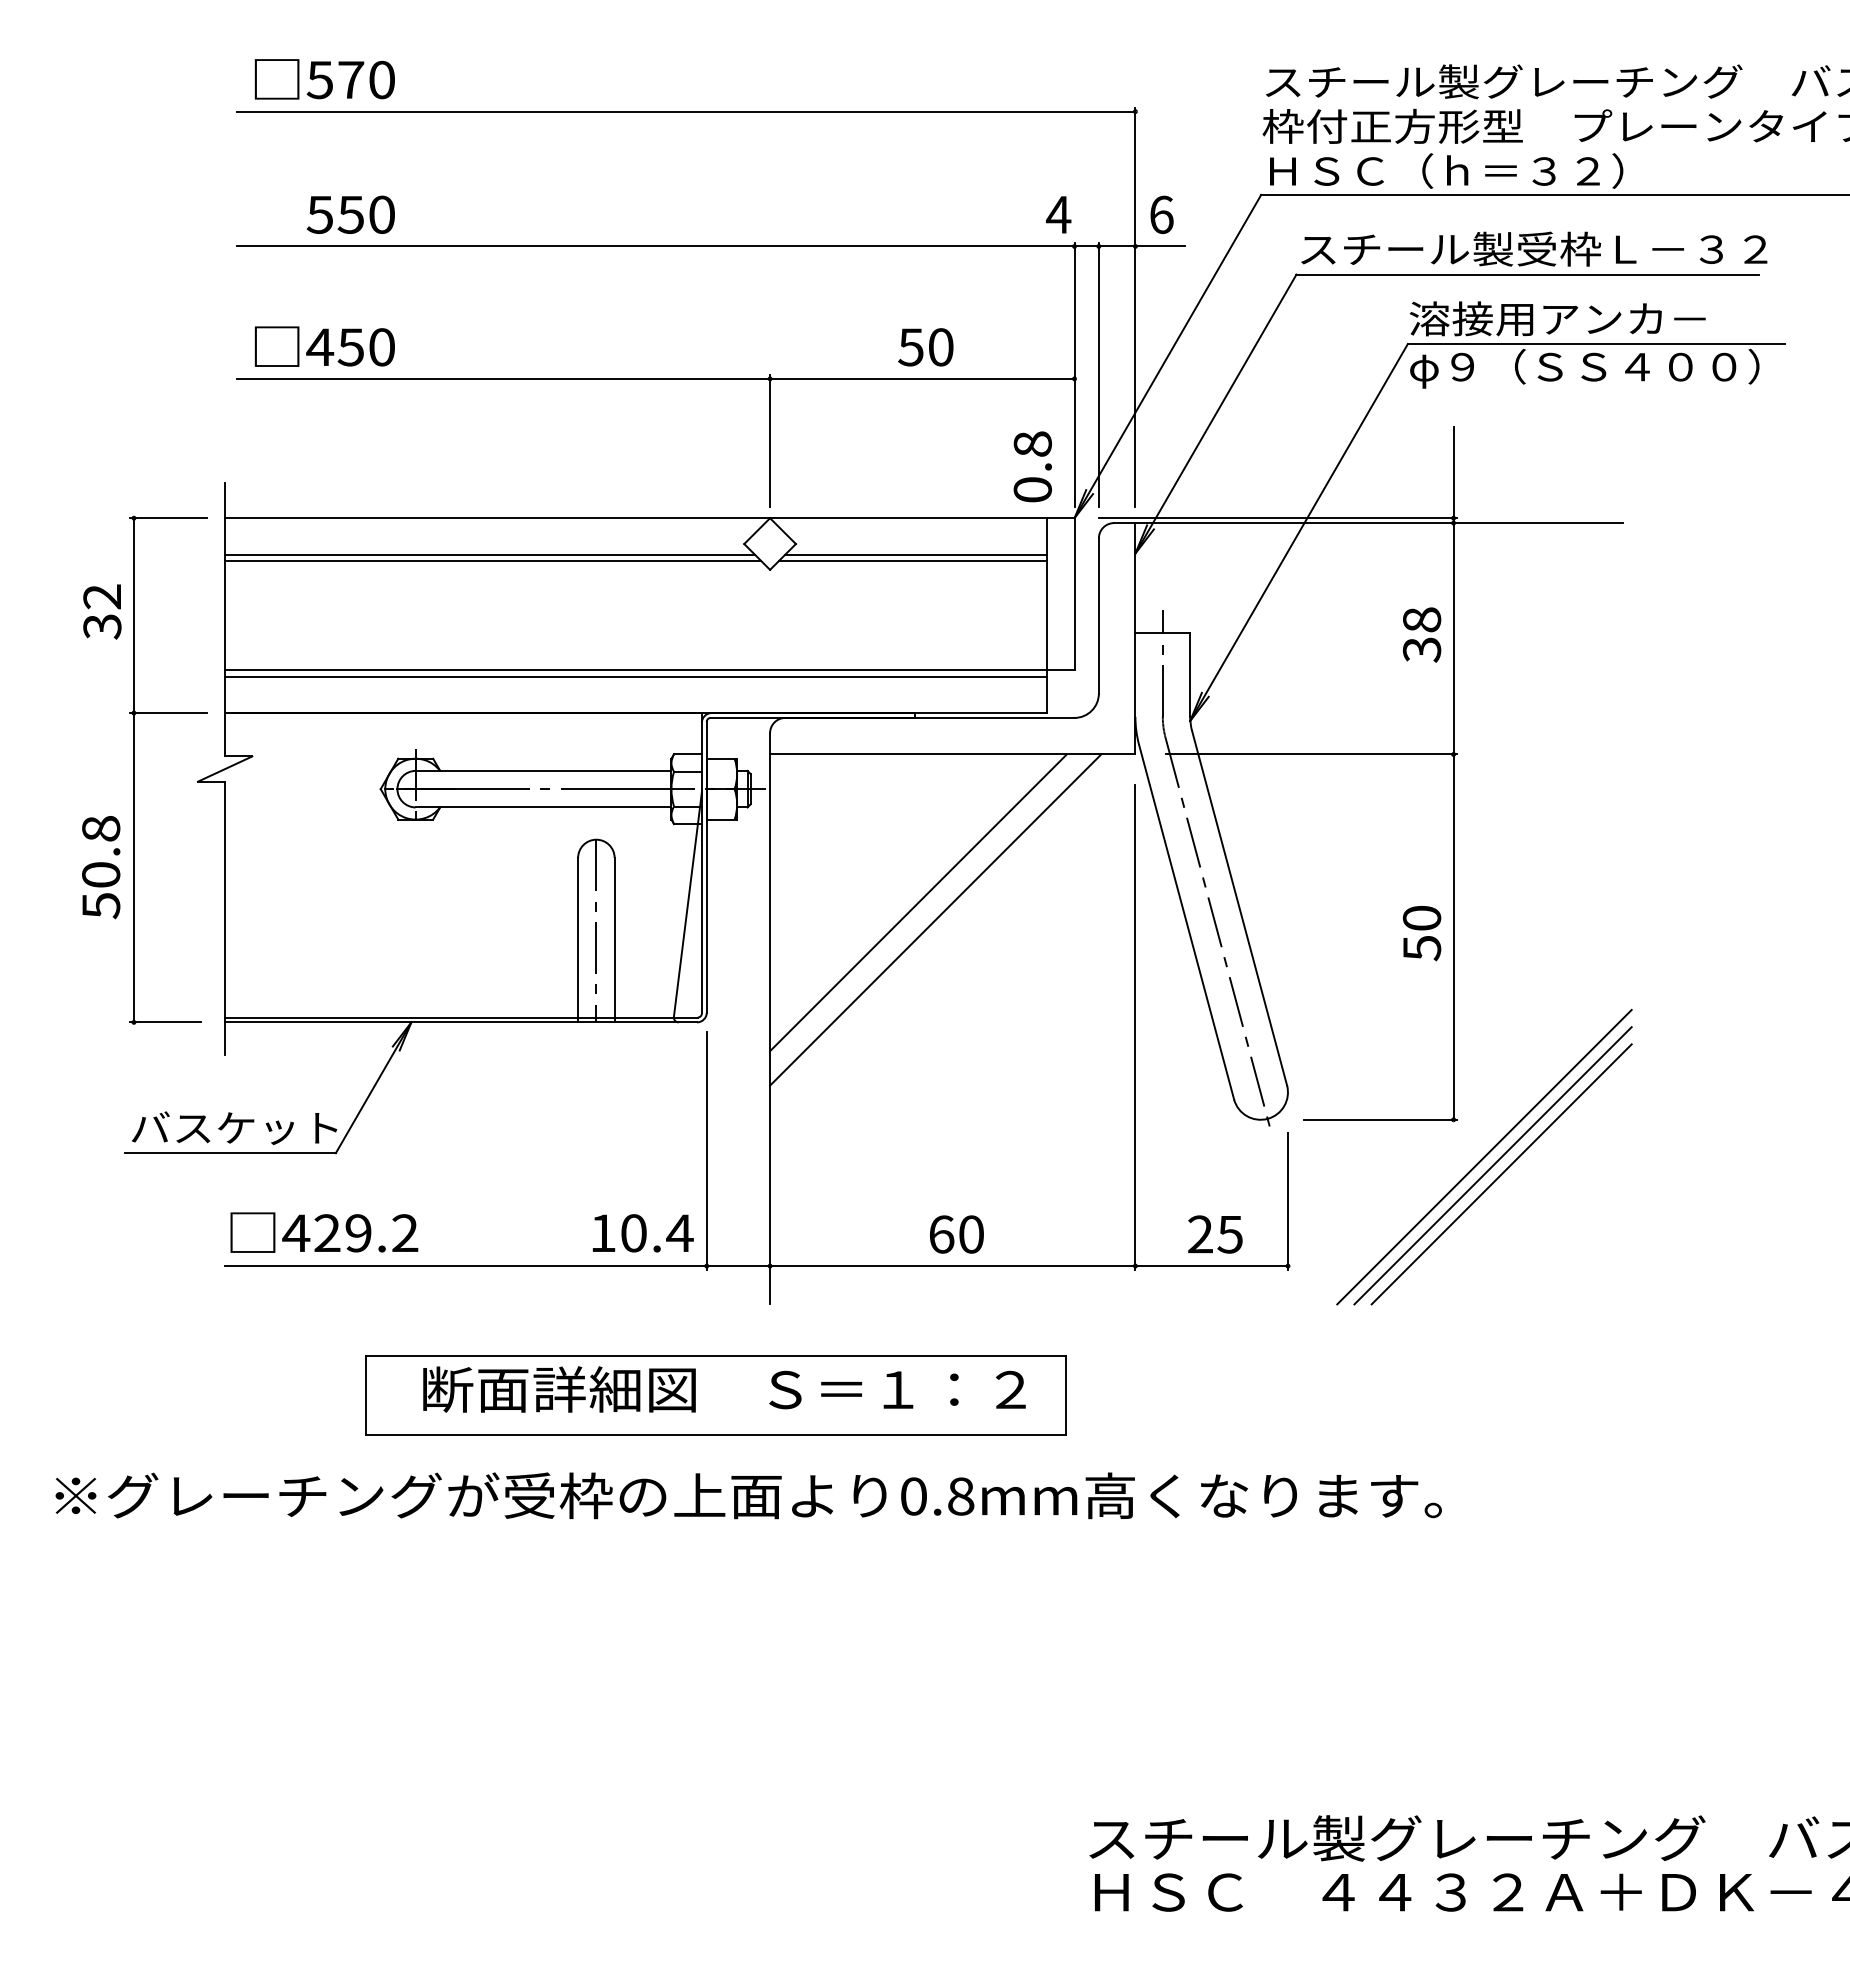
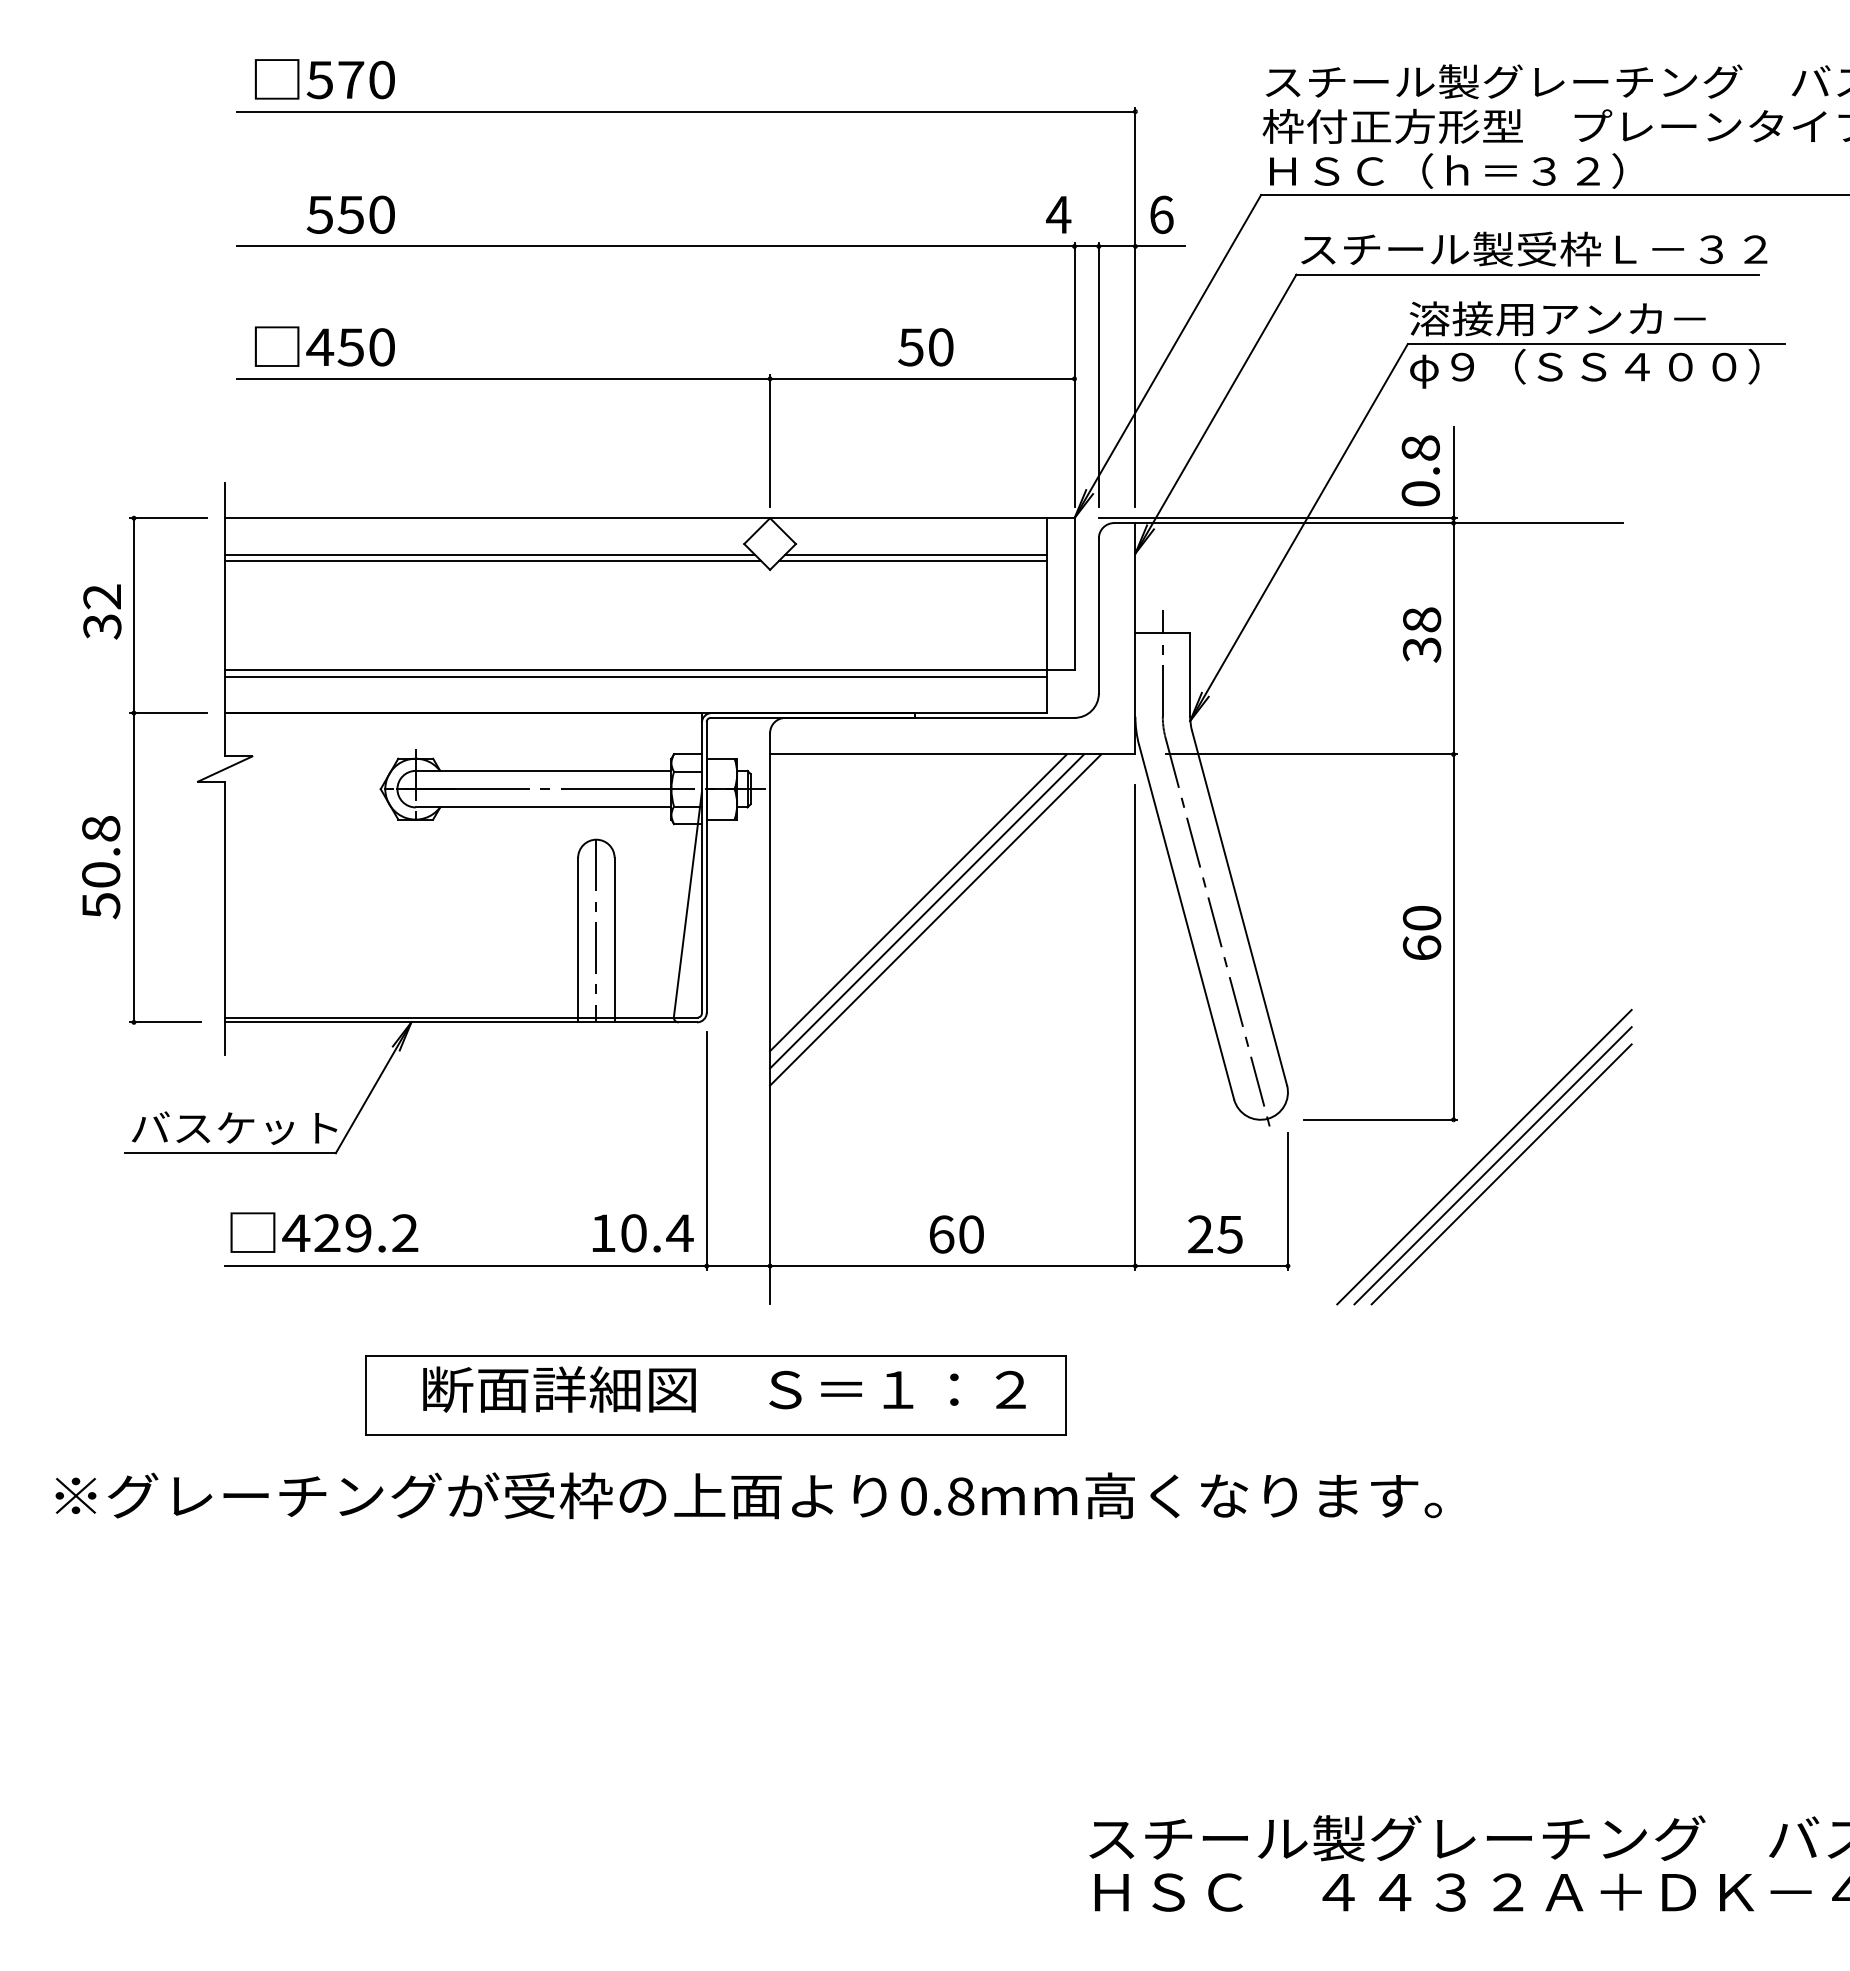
text position: (1032, 466) -> (1420, 470) (1420, 470)
line: none -> present (927, 911)
text: 50 -> 60 (1421, 948)
